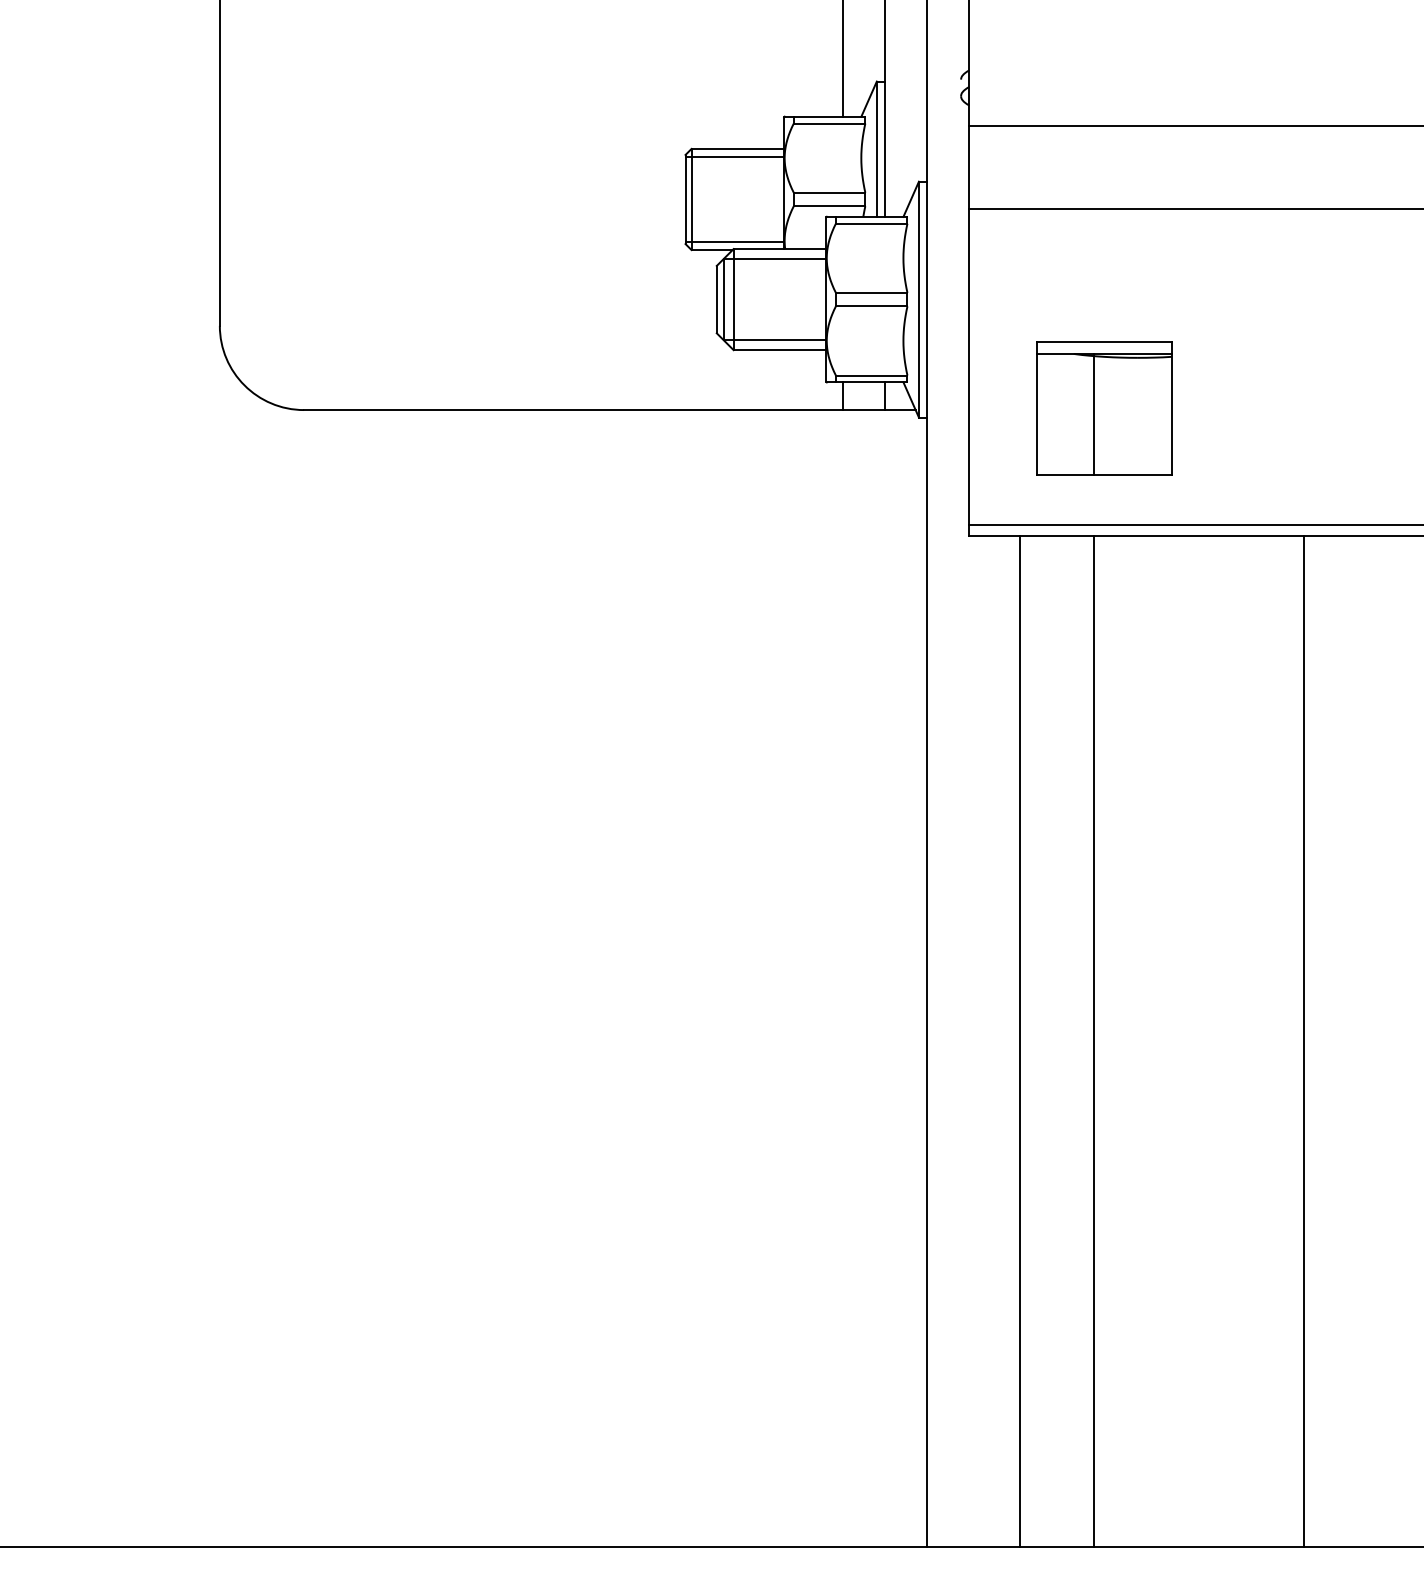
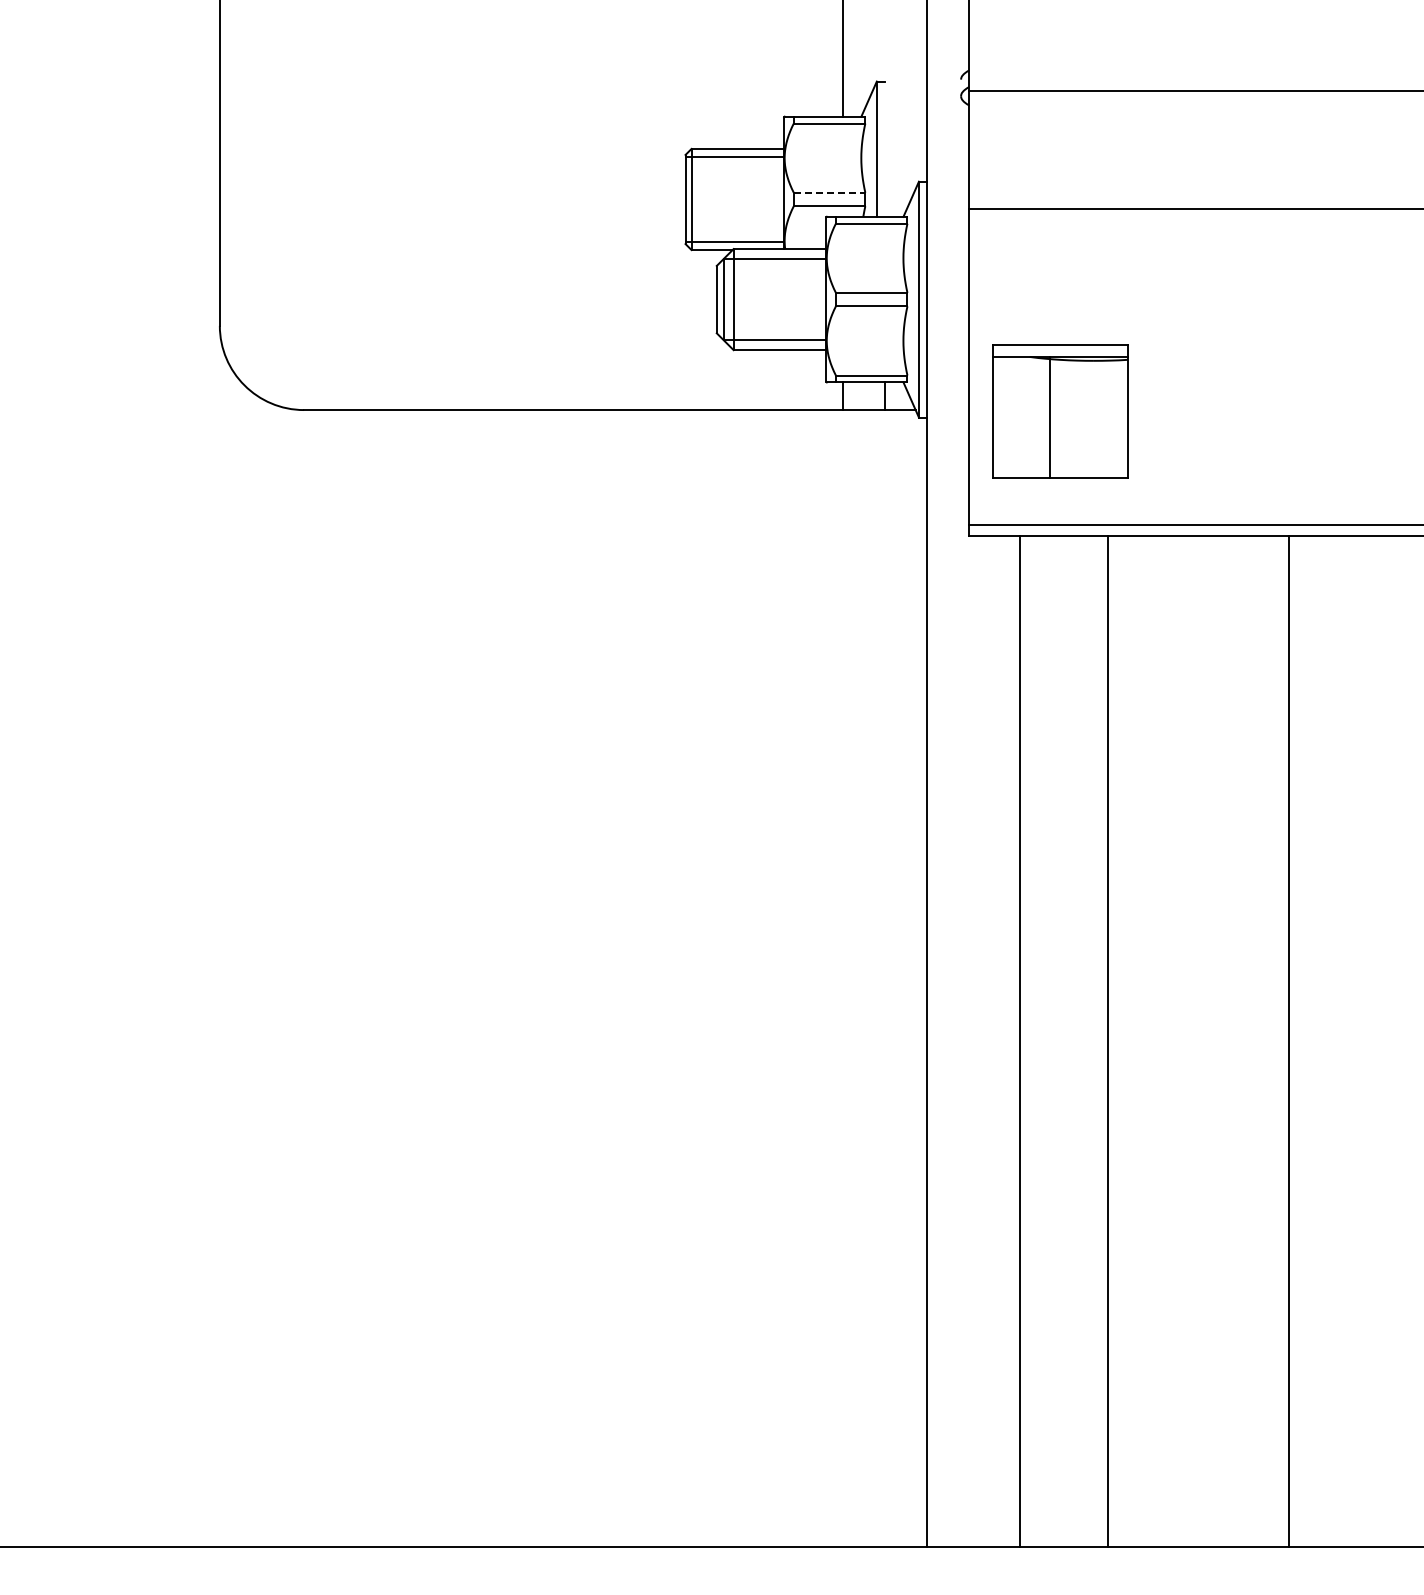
line: present -> none (885, 109)
line position: (1194, 125) -> (1194, 90) (1194, 90)
line: solid -> dashed (829, 192)
part position: (1104, 408) -> (1060, 411) (1060, 411)
line position: (1093, 1041) -> (1107, 1041) (1107, 1041)
line position: (1303, 1041) -> (1288, 1041) (1288, 1041)
